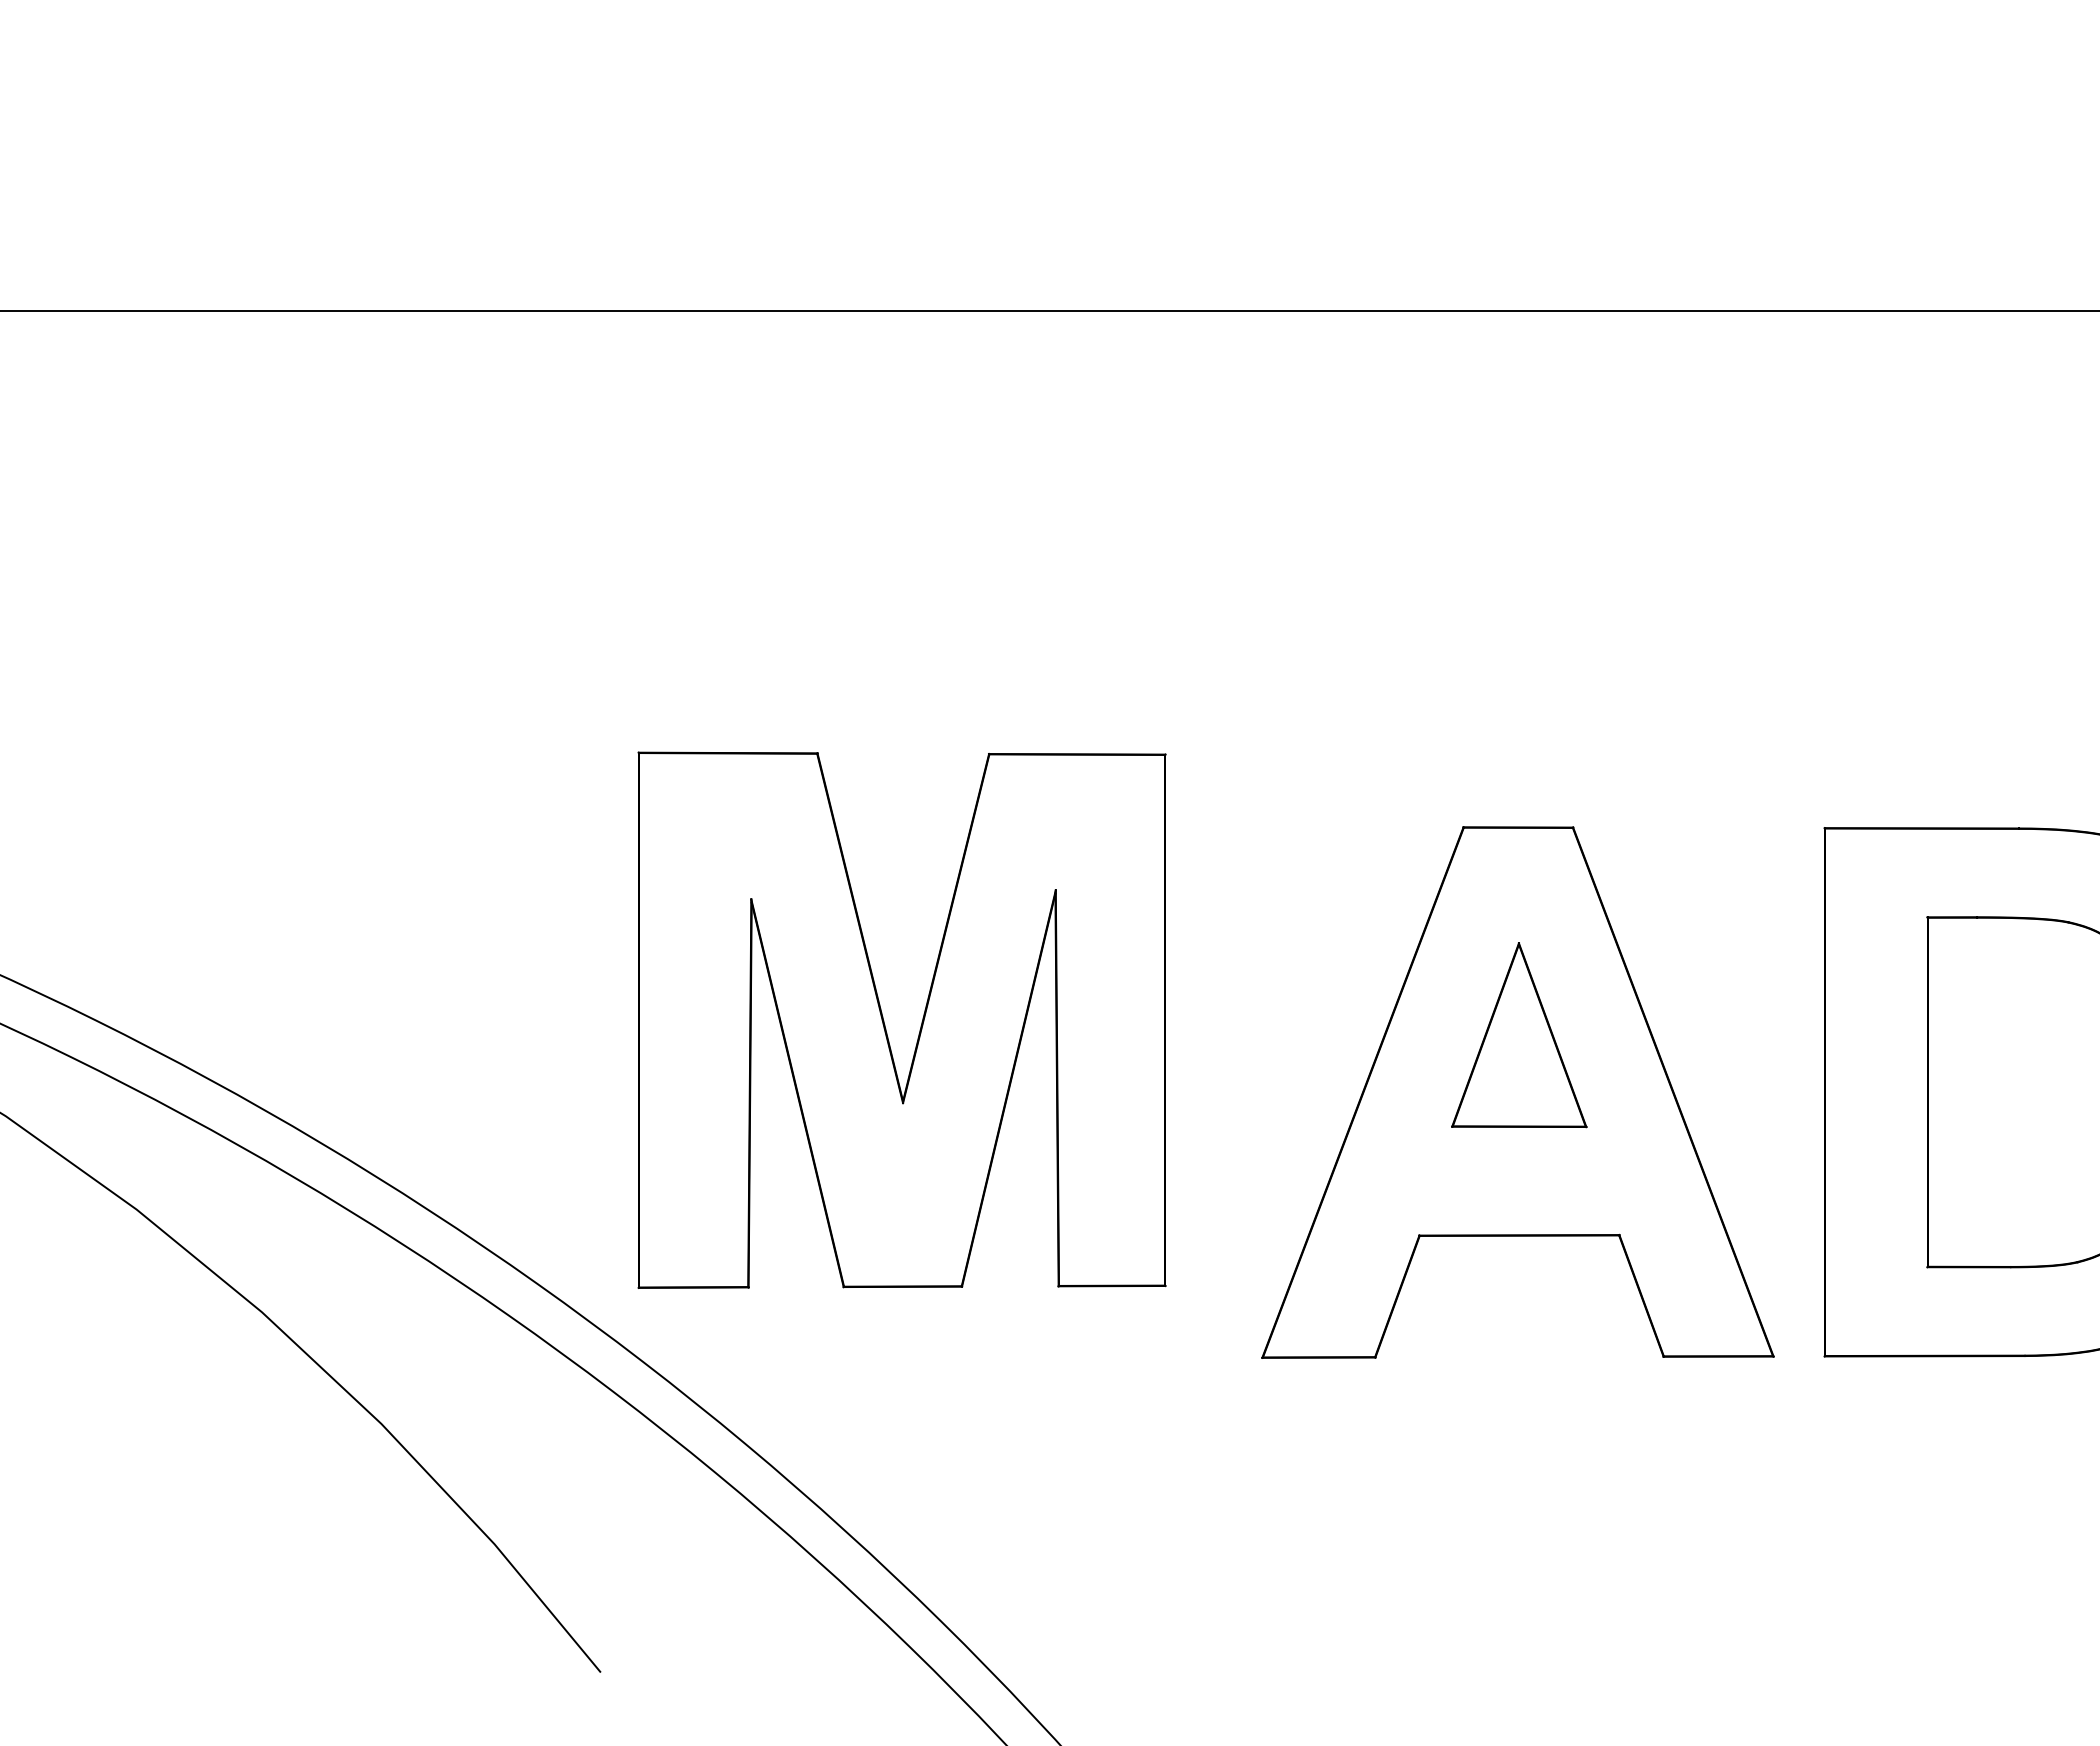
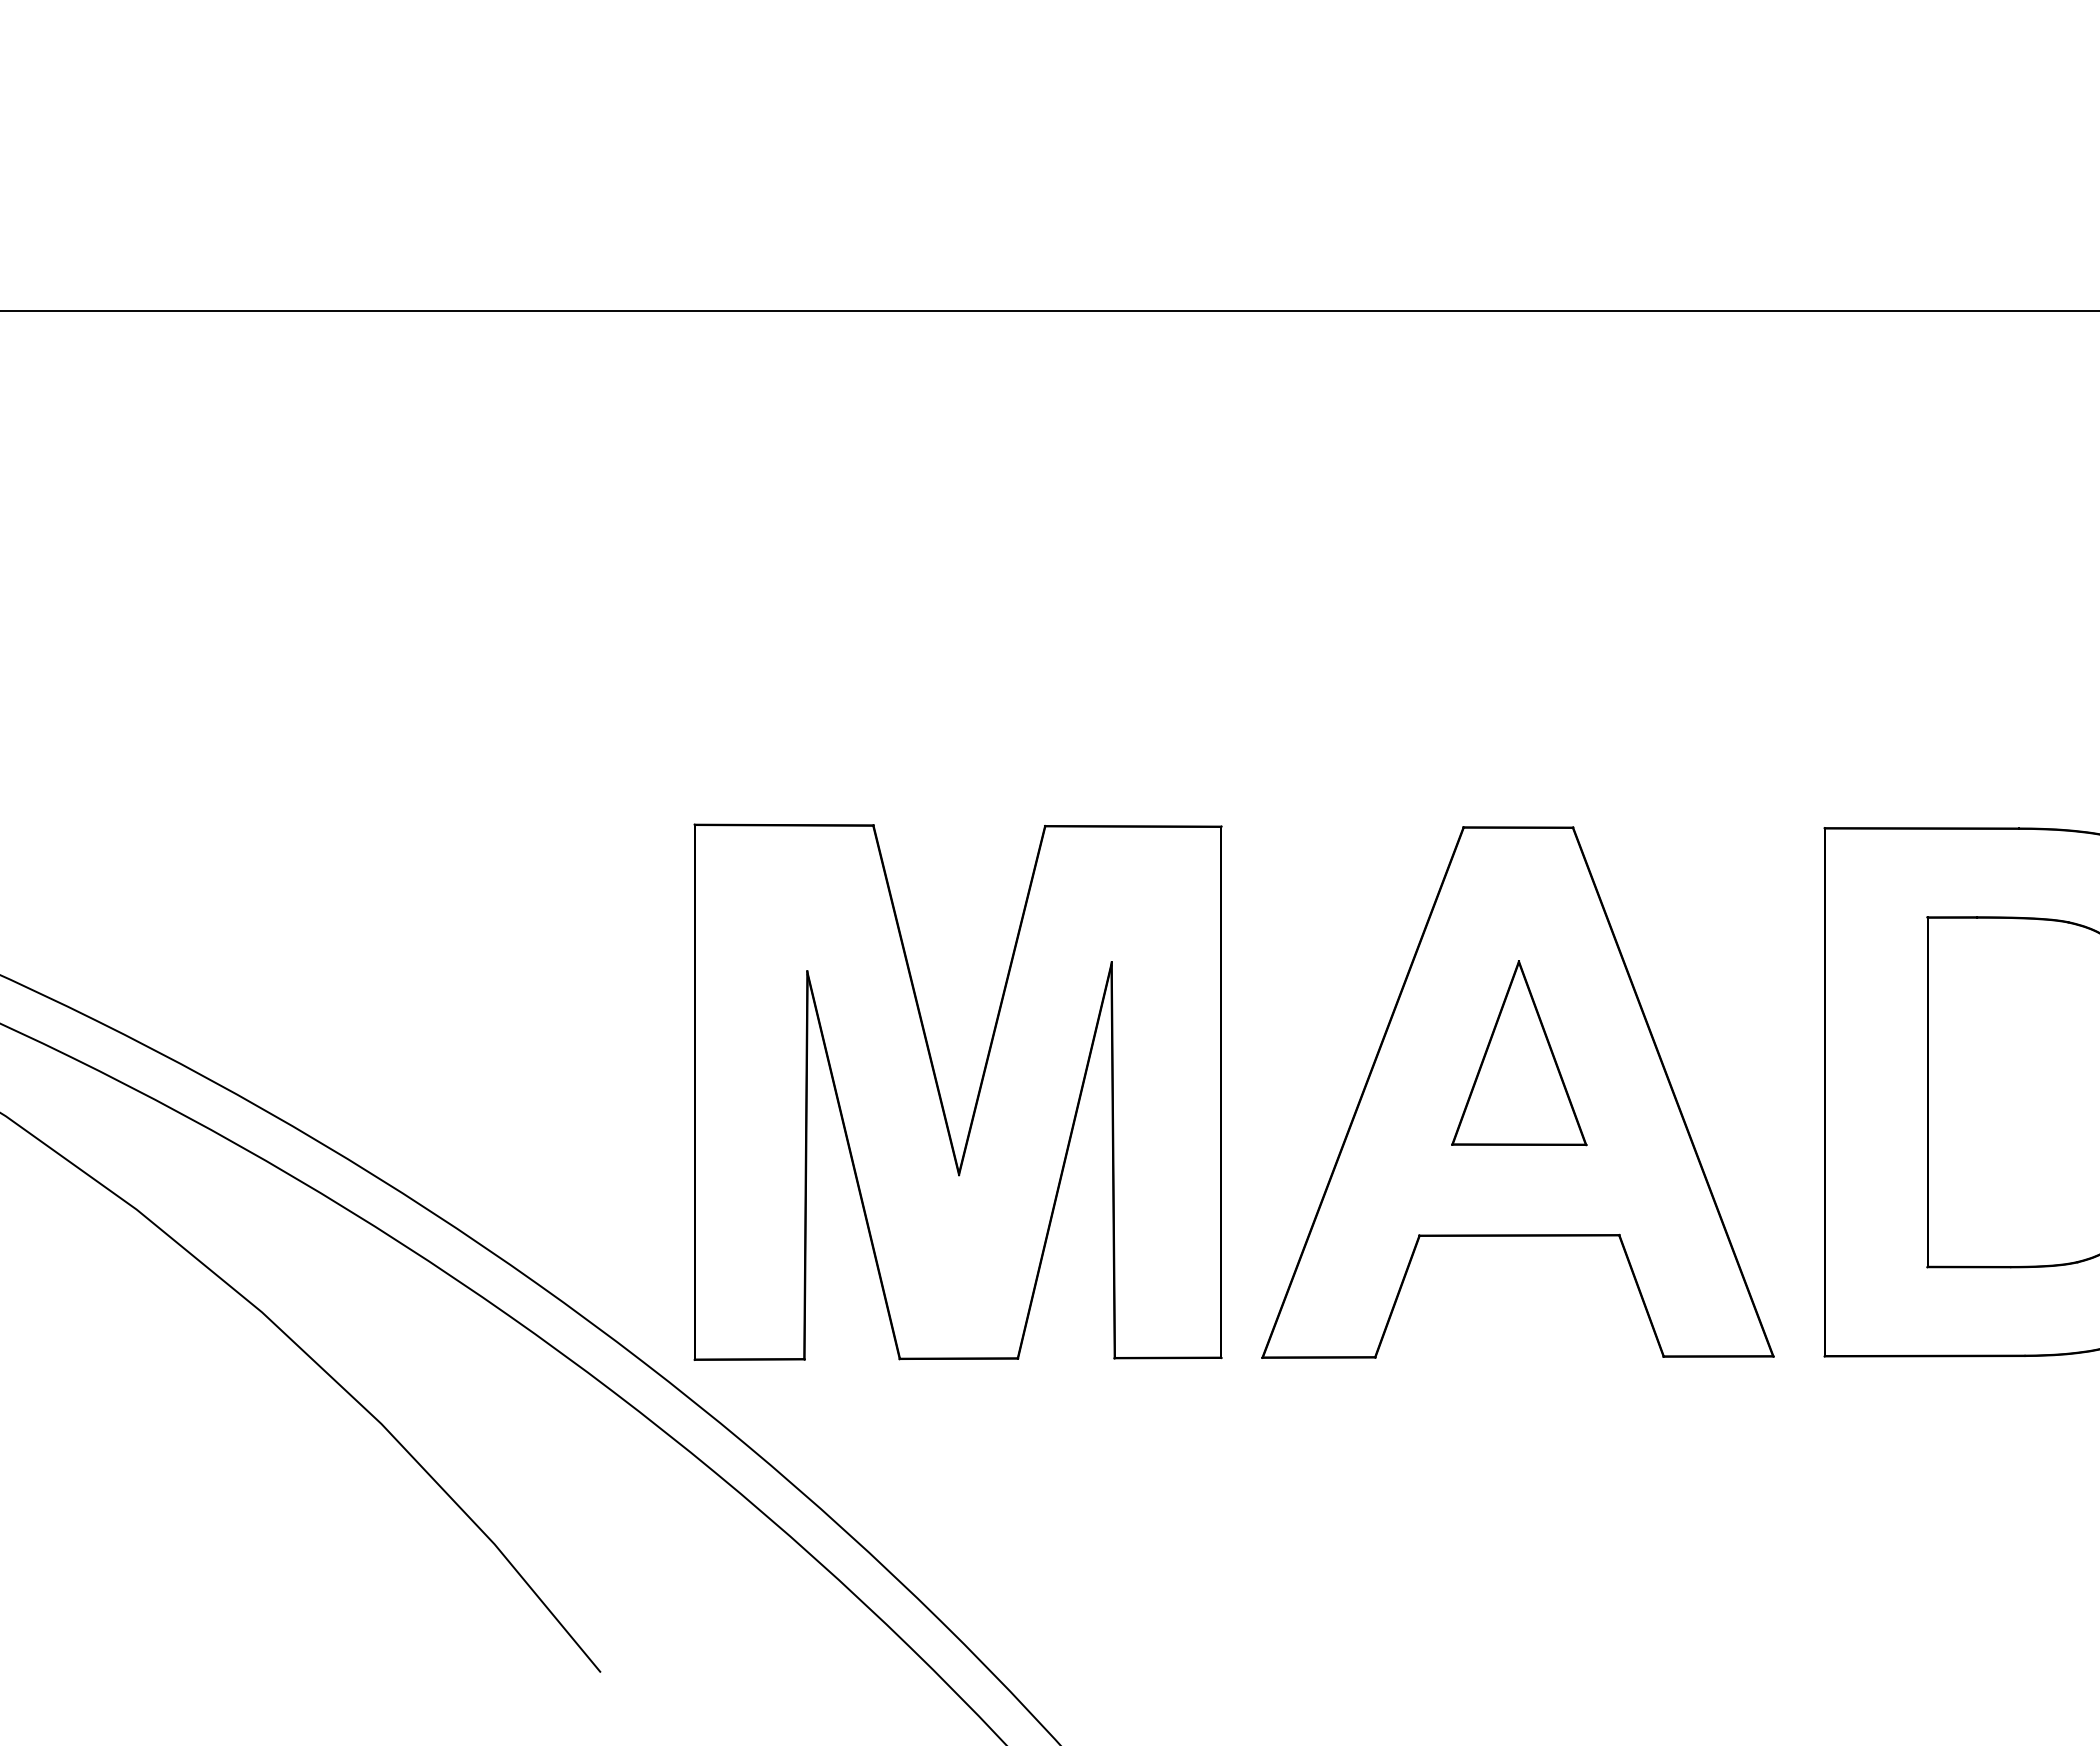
part position: (885, 1024) -> (941, 1096) (941, 1096)
part position: (1519, 1035) -> (1519, 1053) (1519, 1053)
